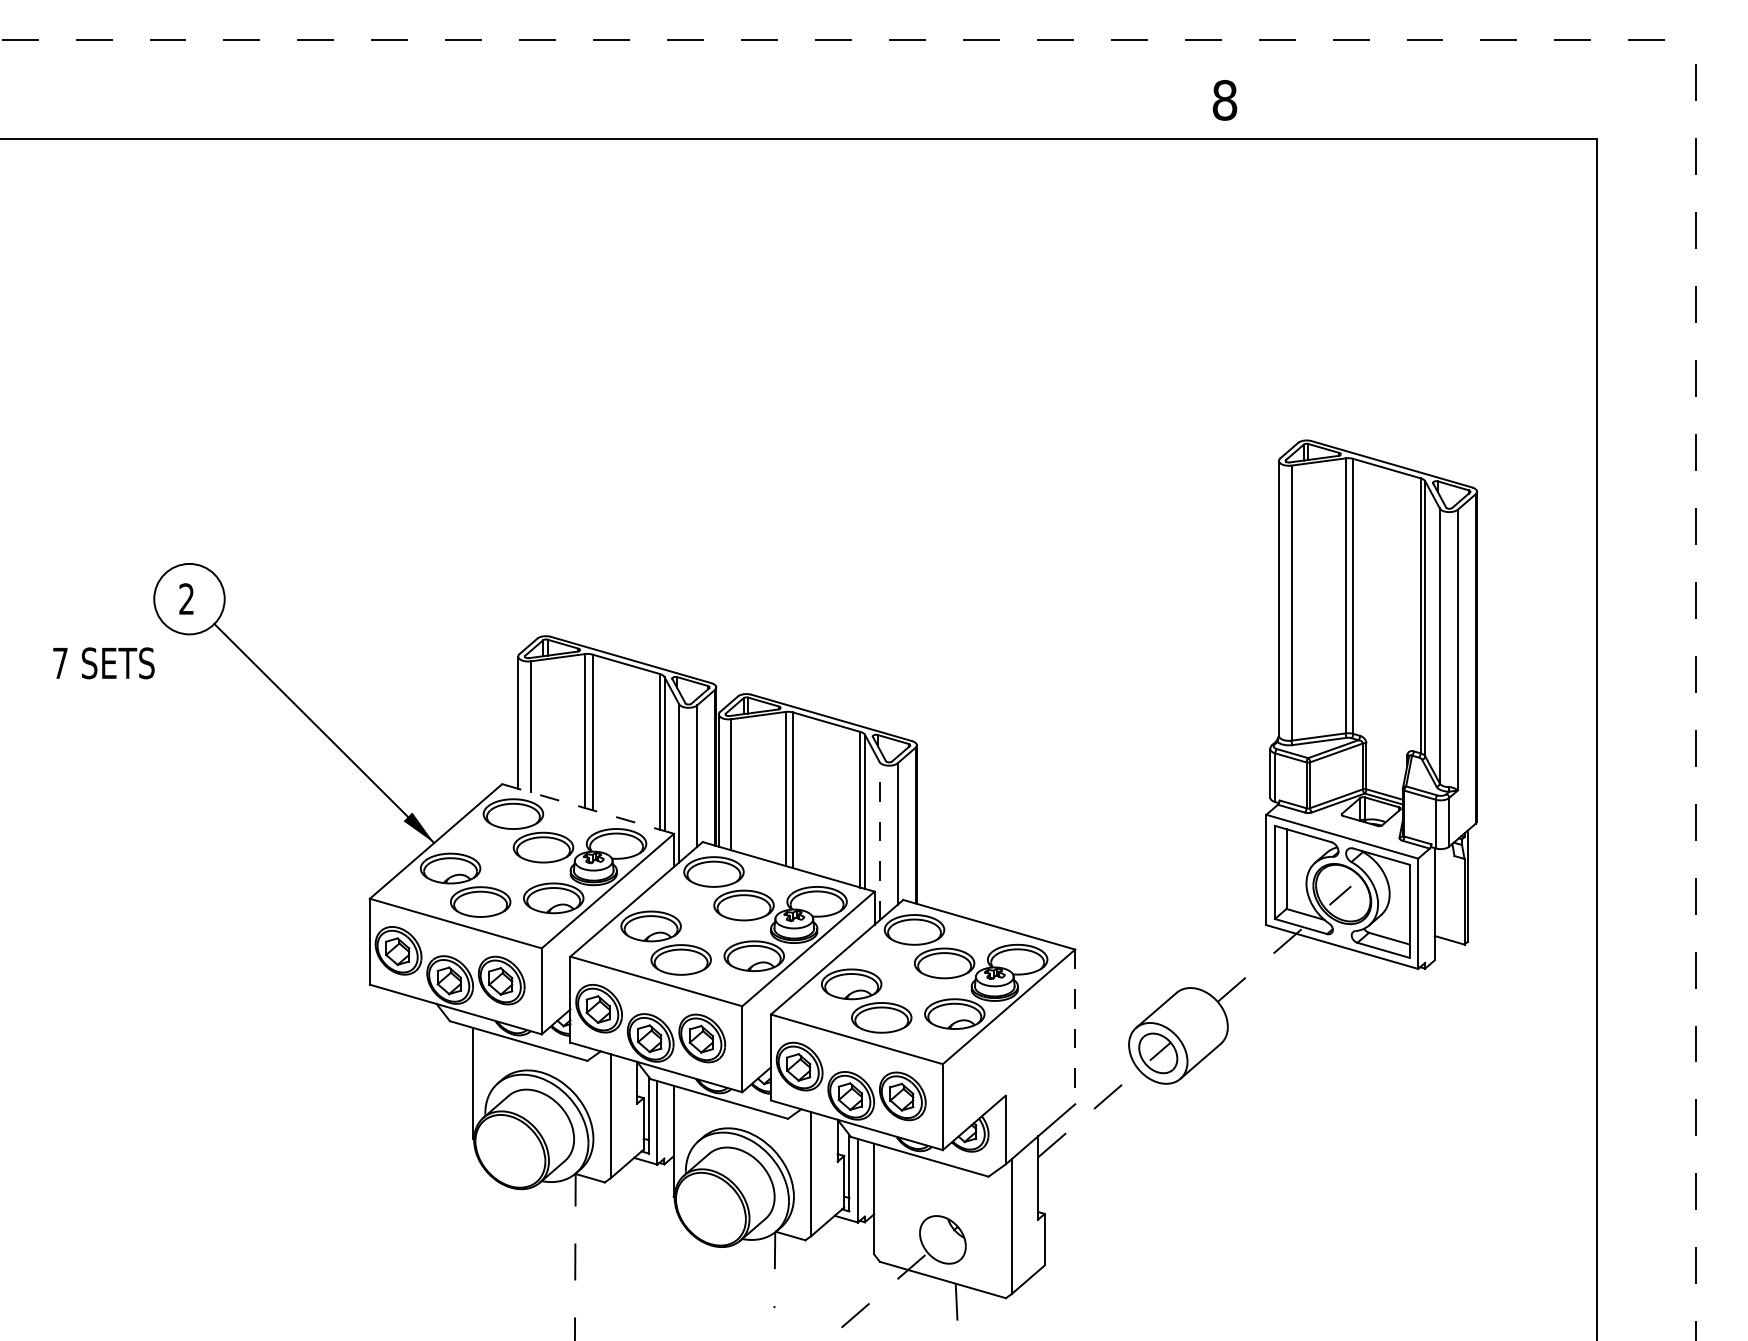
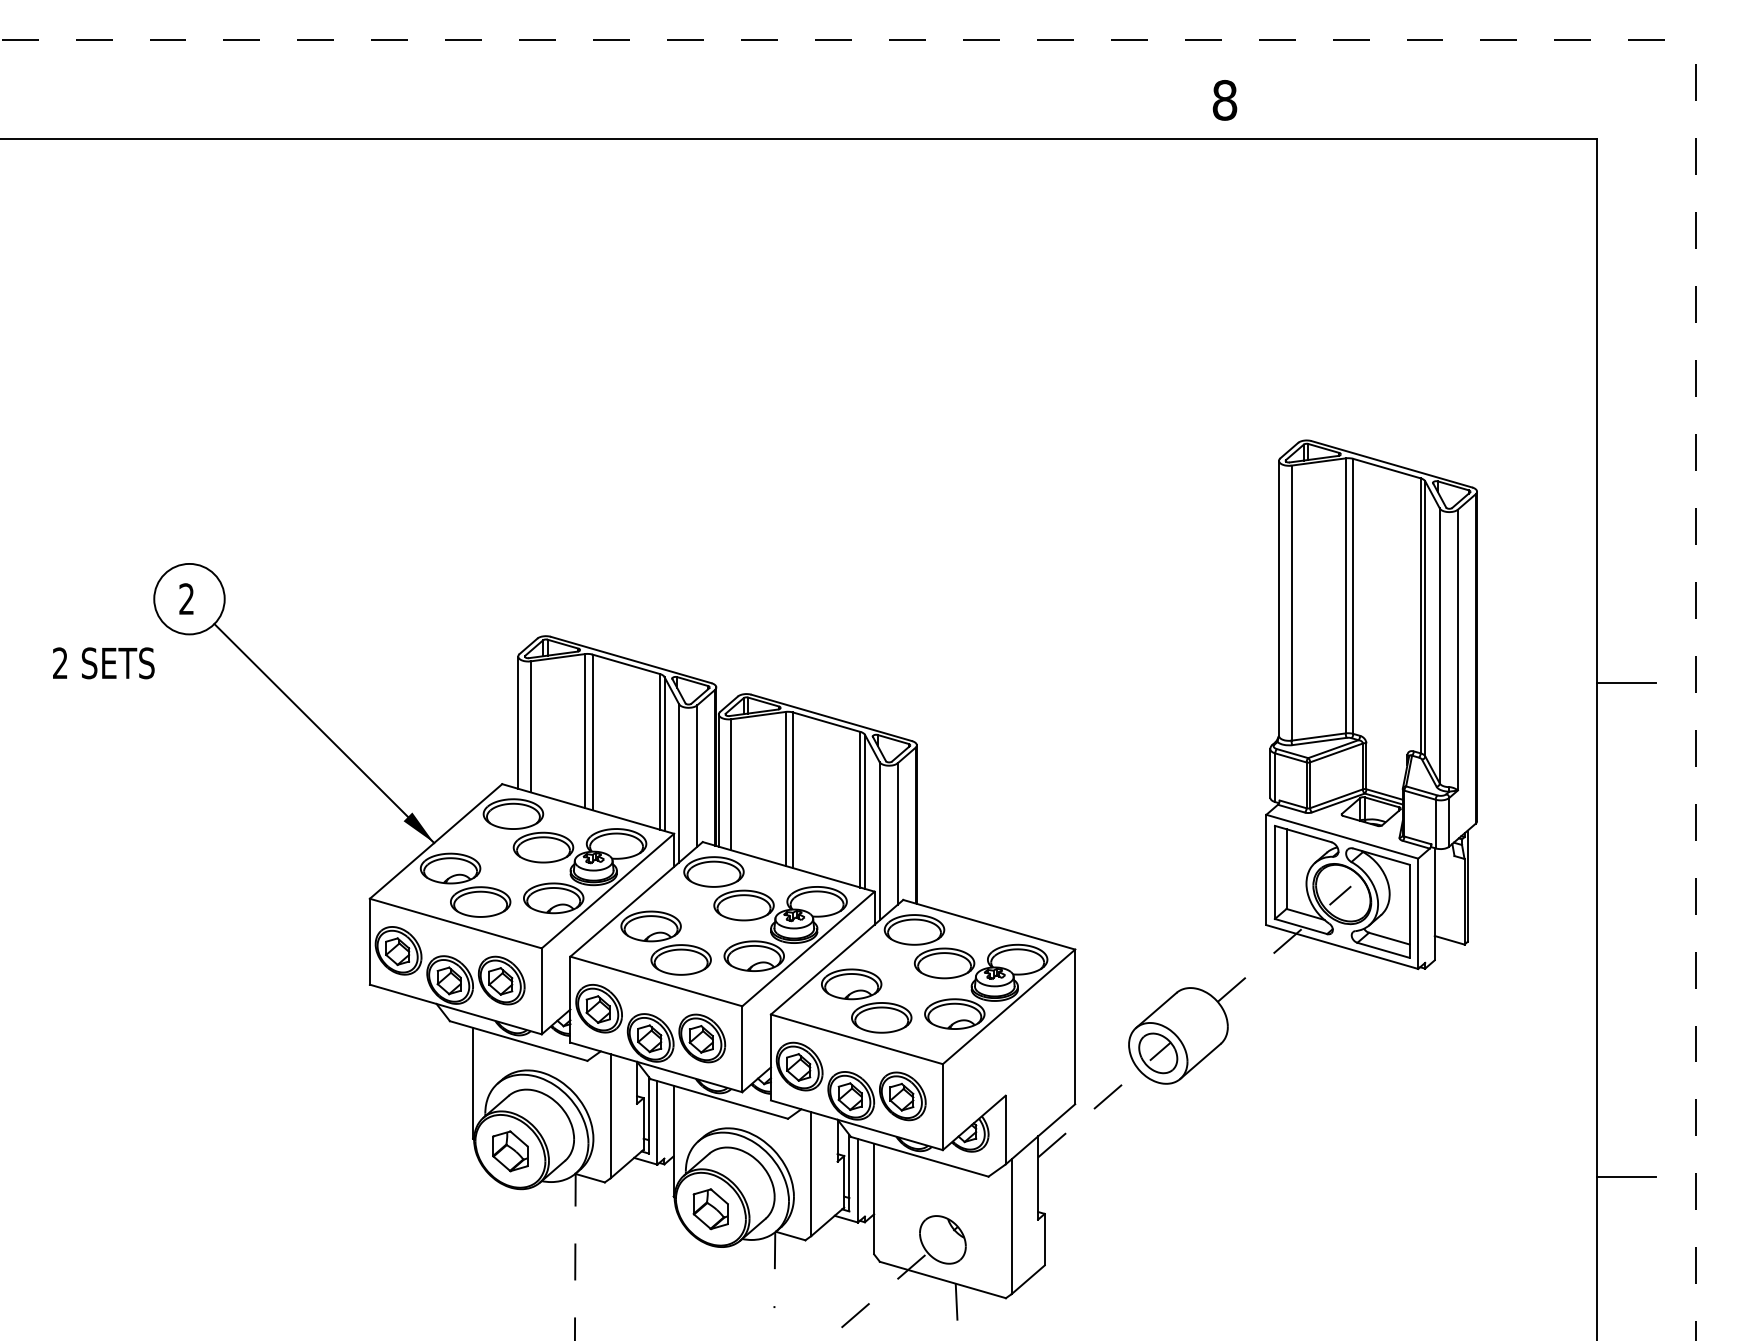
text: 7 -> 2 (60, 662)
line: none -> present (1626, 682)
line: dashed -> solid (588, 809)
line: dashed -> solid (879, 840)
line: dashed -> solid (1075, 1027)
part: none -> present (510, 1151)
line: none -> present (1626, 1177)
part: none -> present (710, 1209)
